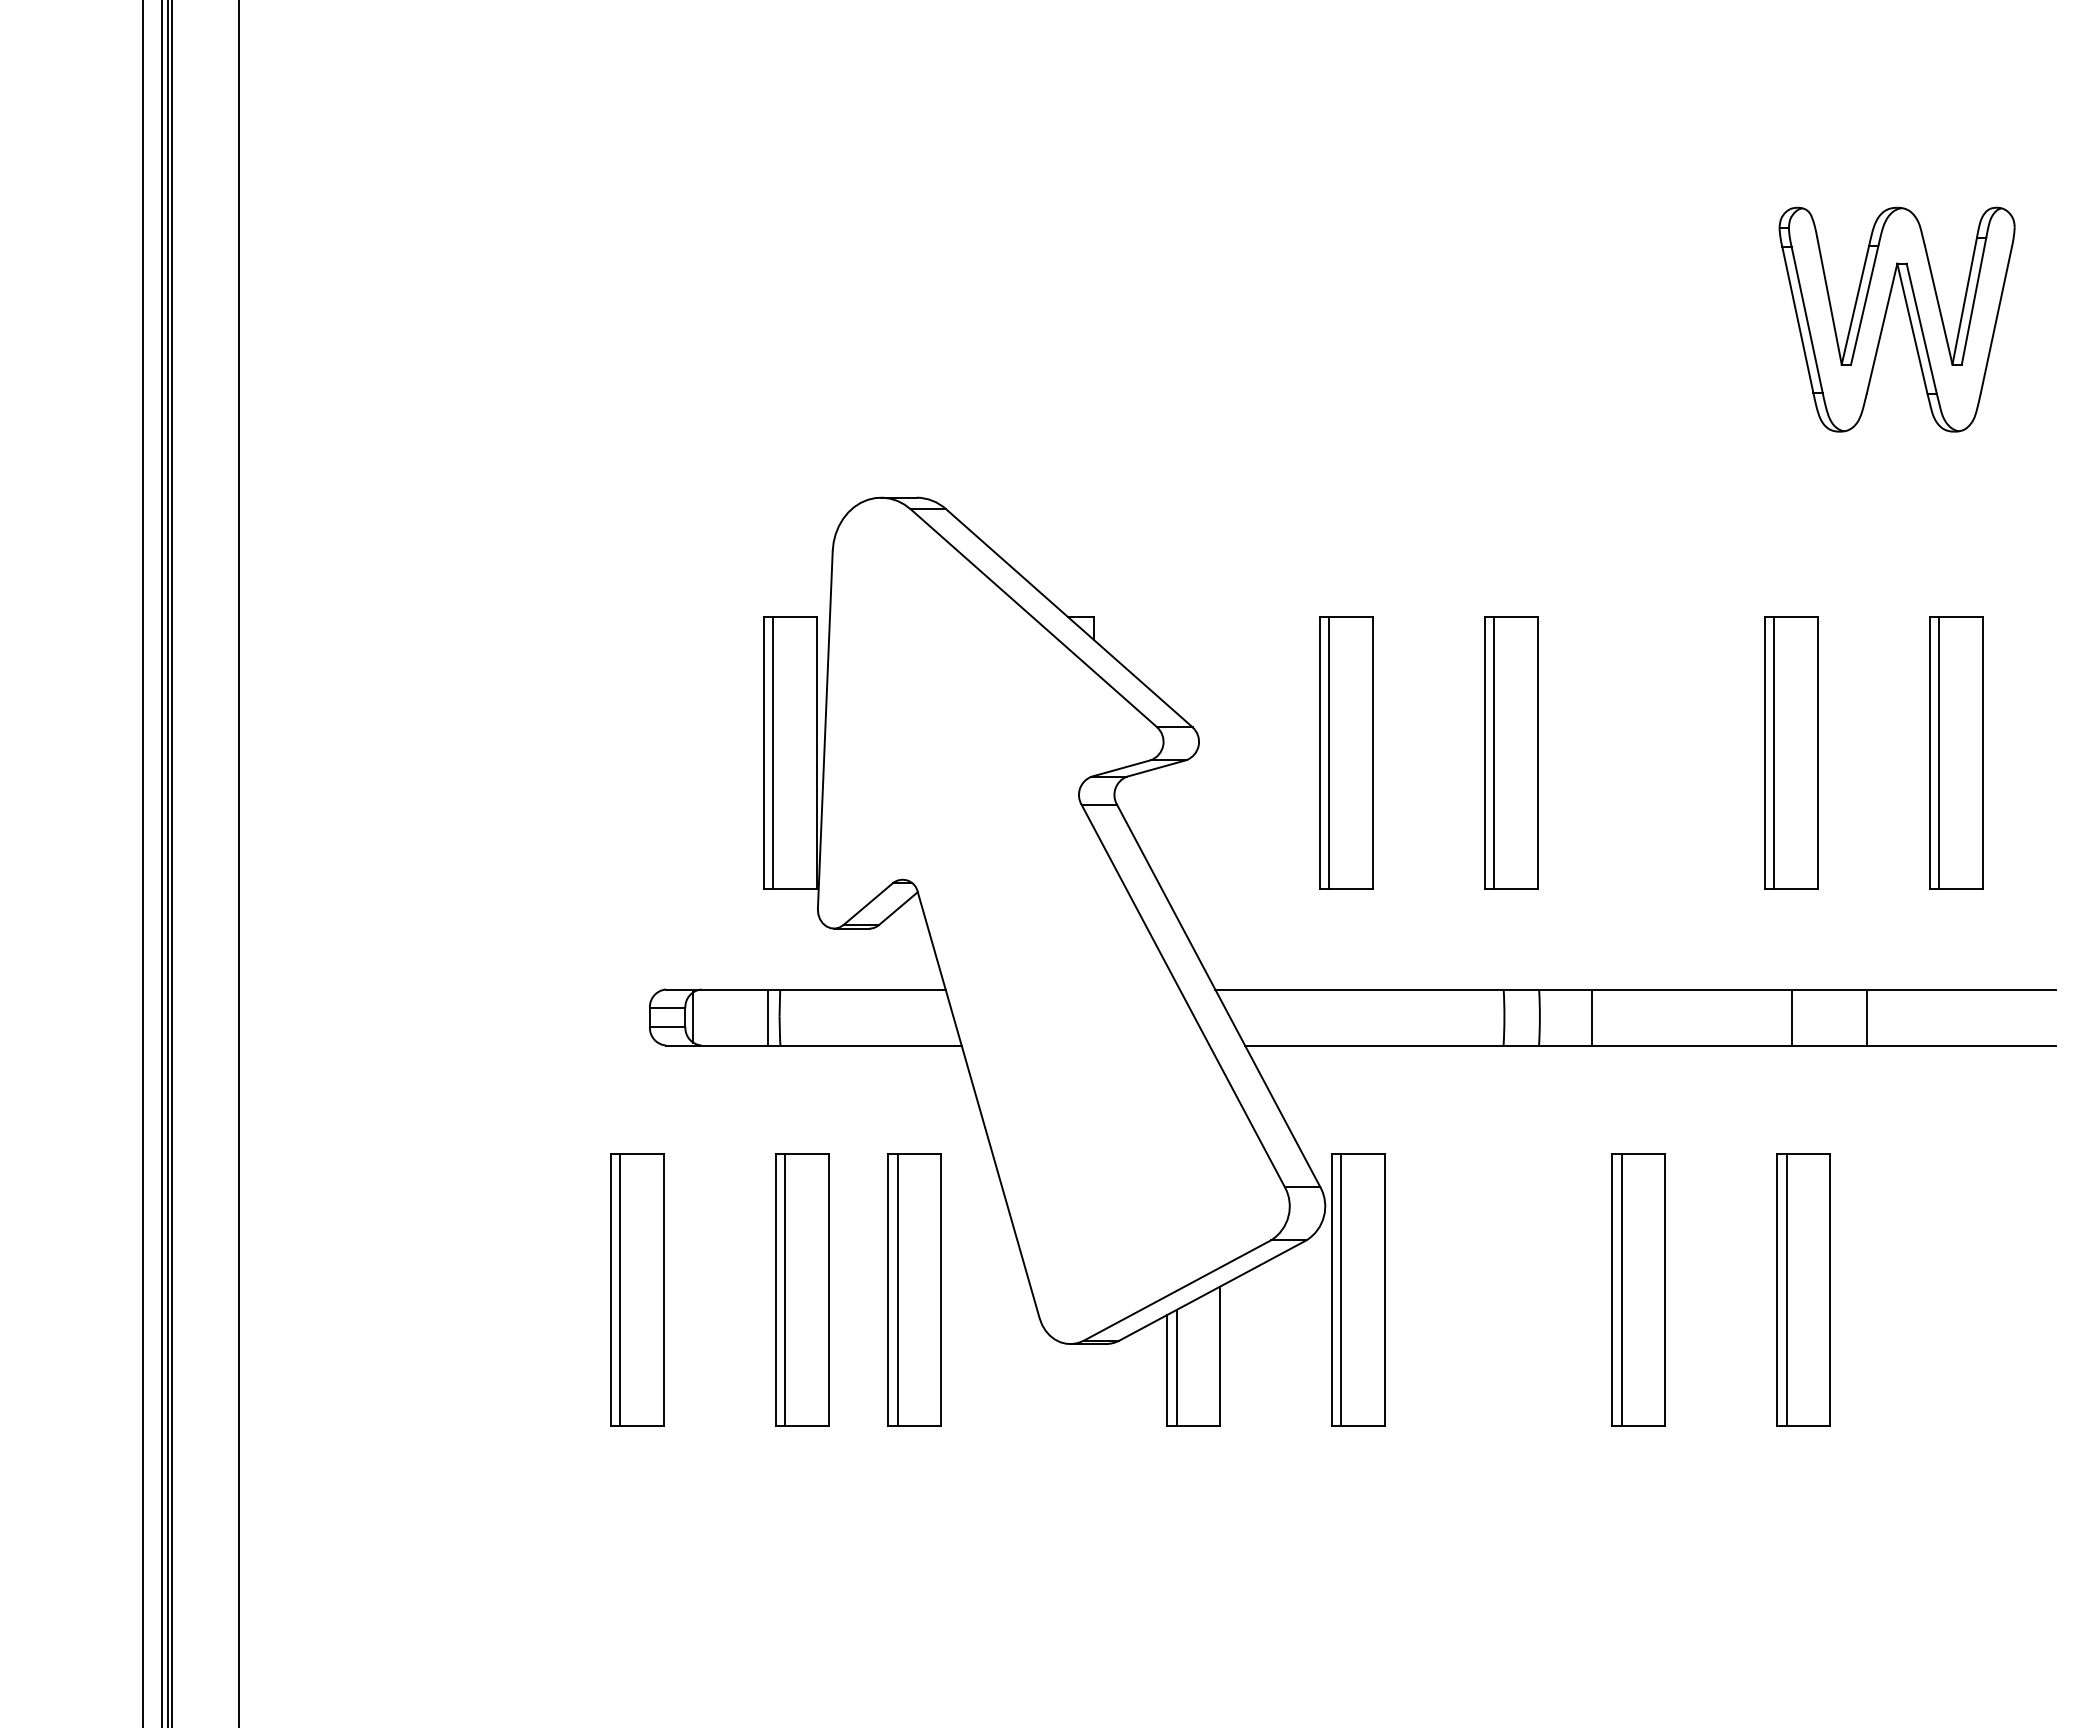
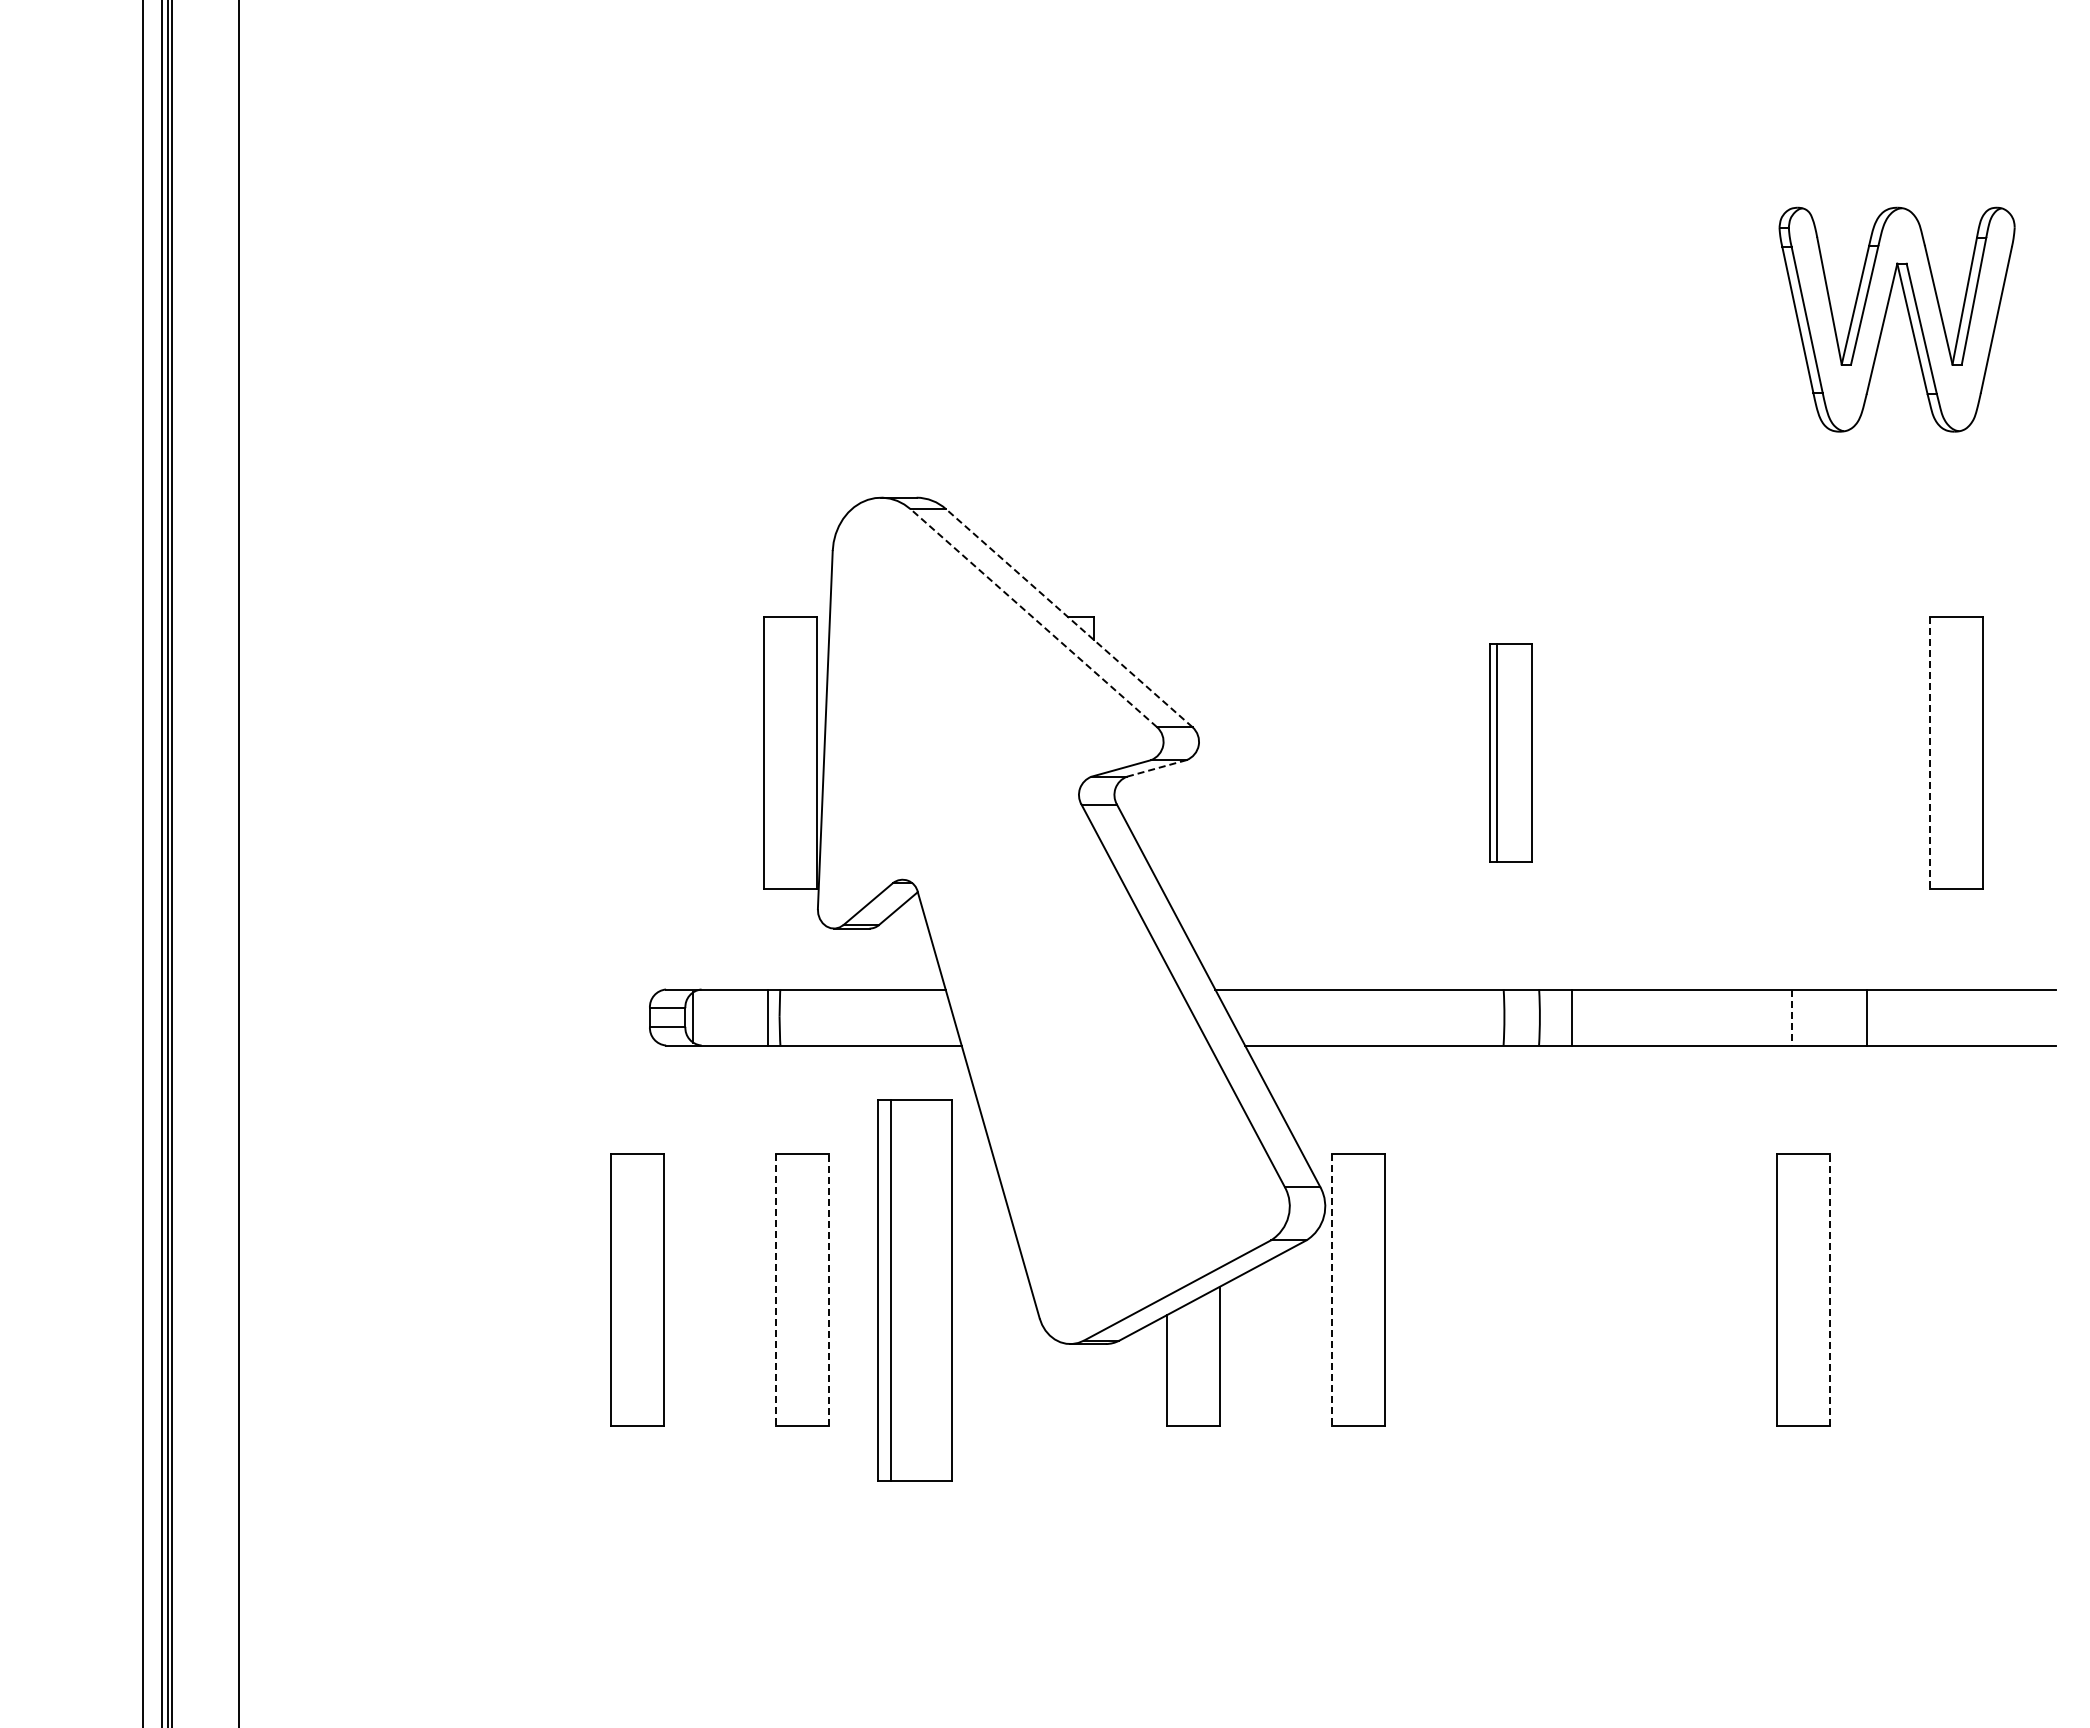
line: solid -> dashed (1033, 618)
line: solid -> dashed (1069, 618)
line: present -> none (772, 752)
part: present -> none (1346, 752)
part size: 55x274 px -> 44x220 px (1510, 752)
part: present -> none (1791, 752)
line: present -> none (1939, 752)
line: solid -> dashed (1929, 753)
line: solid -> dashed (1156, 768)
line position: (1592, 1017) -> (1572, 1017) (1572, 1017)
line: solid -> dashed (1792, 1017)
line: solid -> dashed (828, 1289)
part size: 55x274 px -> 76x383 px (914, 1290)
part: present -> none (1638, 1289)
line: solid -> dashed (1830, 1289)
line: present -> none (620, 1290)
line: solid -> dashed (775, 1290)
line: present -> none (785, 1290)
line: solid -> dashed (1331, 1290)
line: present -> none (1341, 1290)
line: present -> none (1786, 1290)
line: present -> none (1176, 1368)
